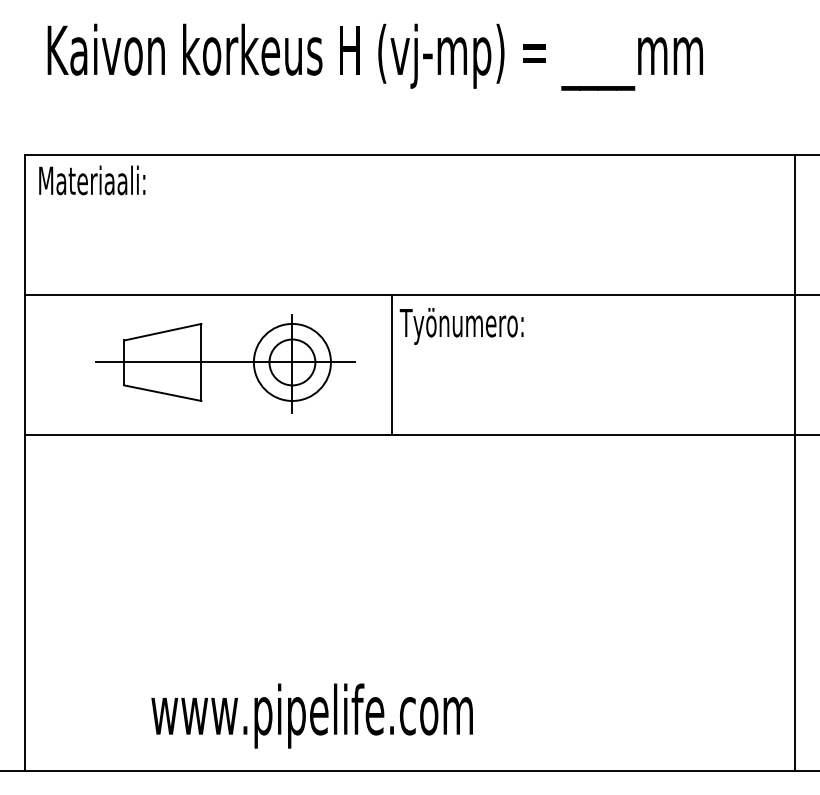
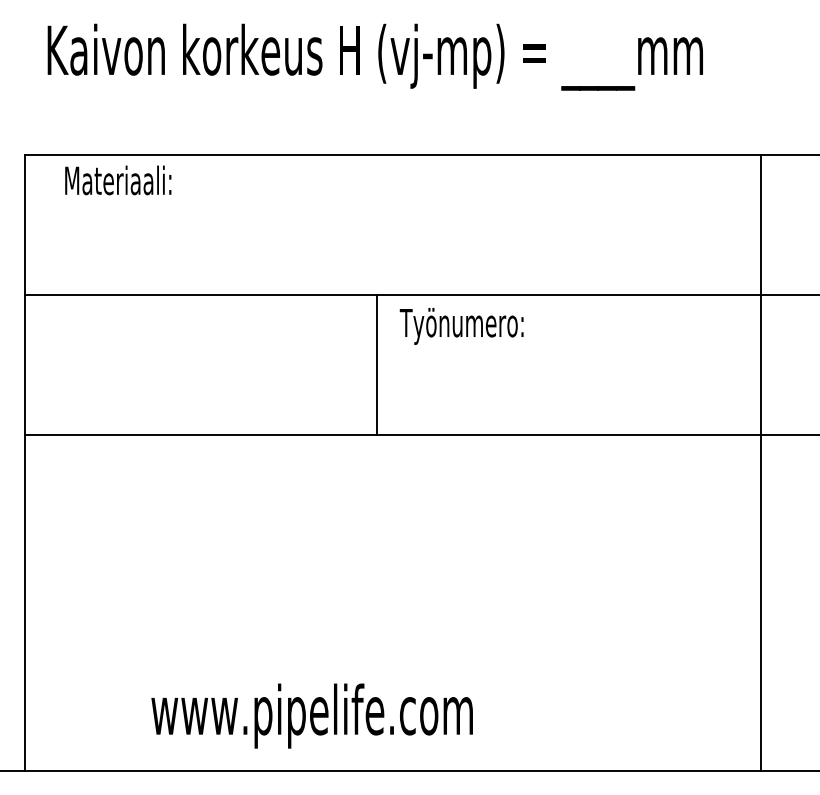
text position: (92, 180) -> (118, 180) (118, 180)
part: present -> none (225, 363)
line position: (392, 364) -> (377, 364) (377, 364)
line position: (795, 462) -> (761, 462) (761, 462)
